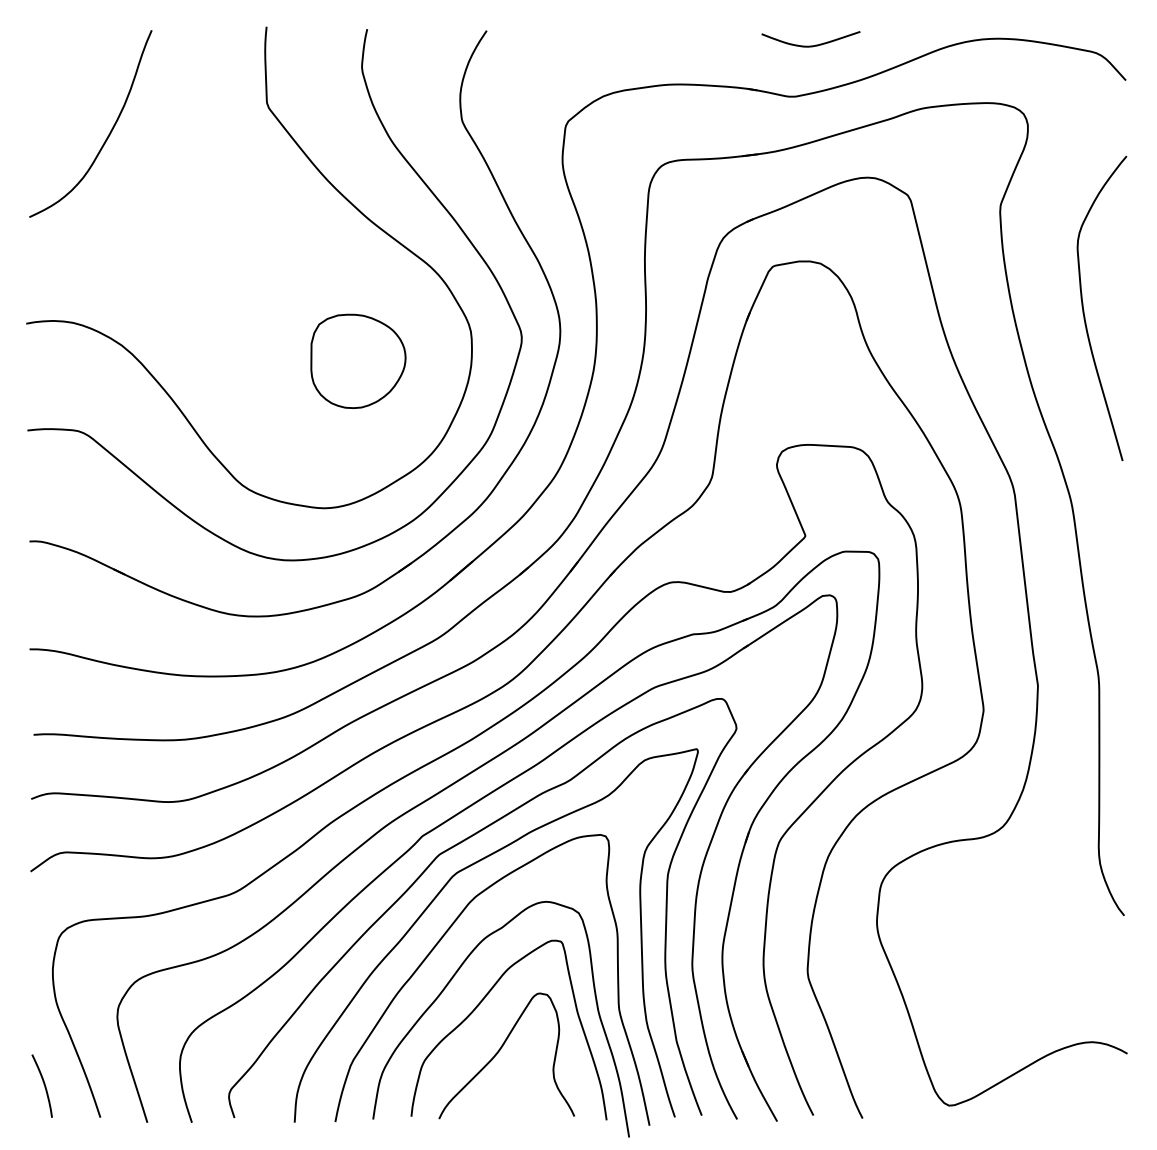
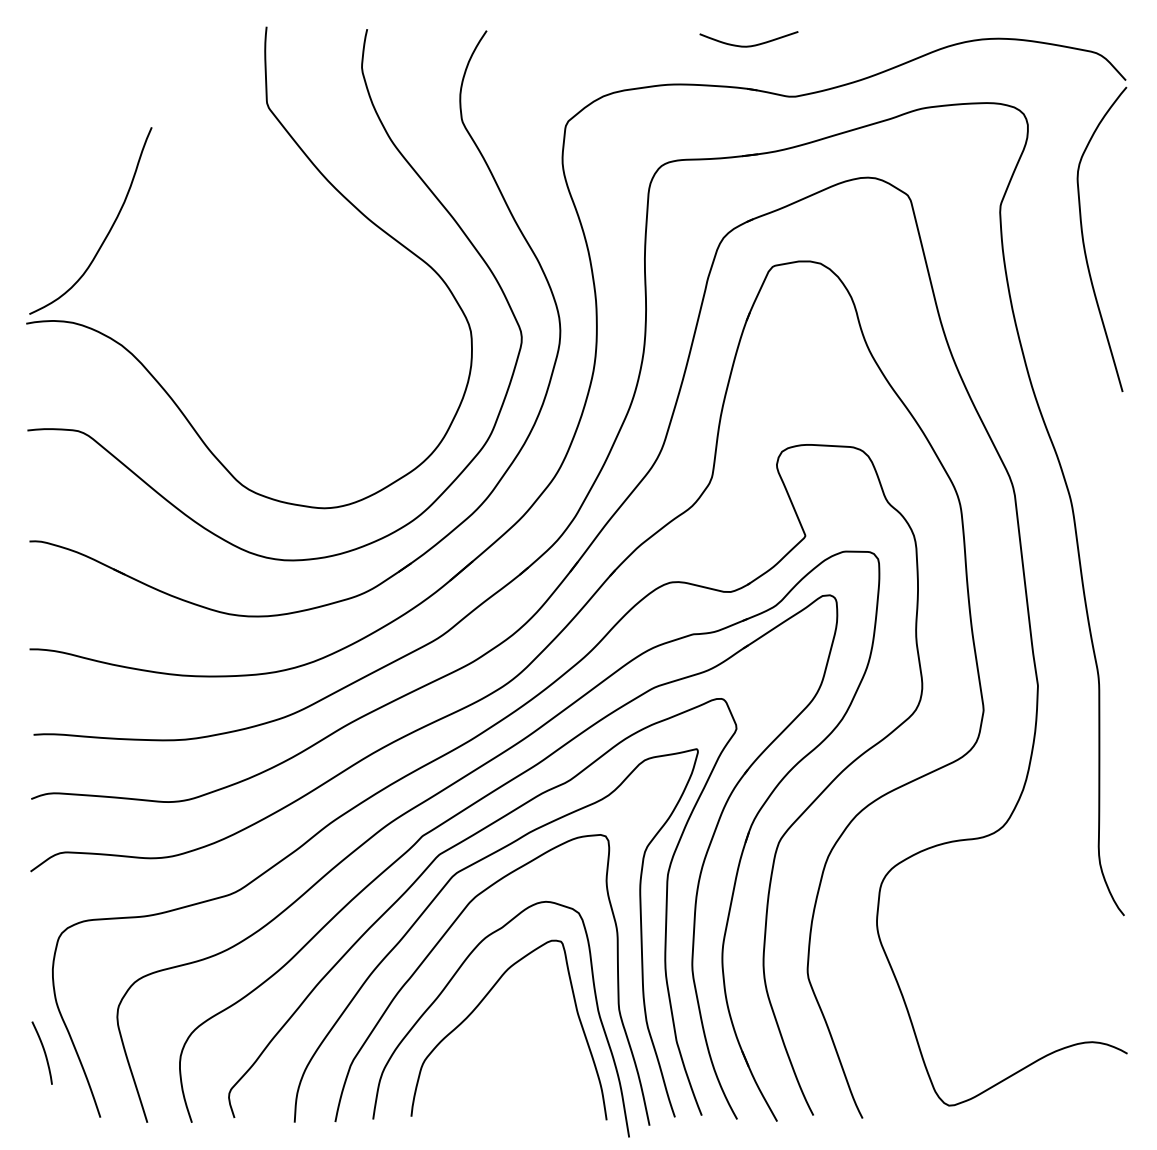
curve position: (810, 45) -> (748, 45) (748, 45)
curve position: (109, 132) -> (109, 229) (109, 229)
curve position: (1084, 310) -> (1084, 241) (1084, 241)
part: present -> none (358, 360)
curve: present -> none (501, 1049)
curve position: (43, 1084) -> (43, 1051) (43, 1051)
